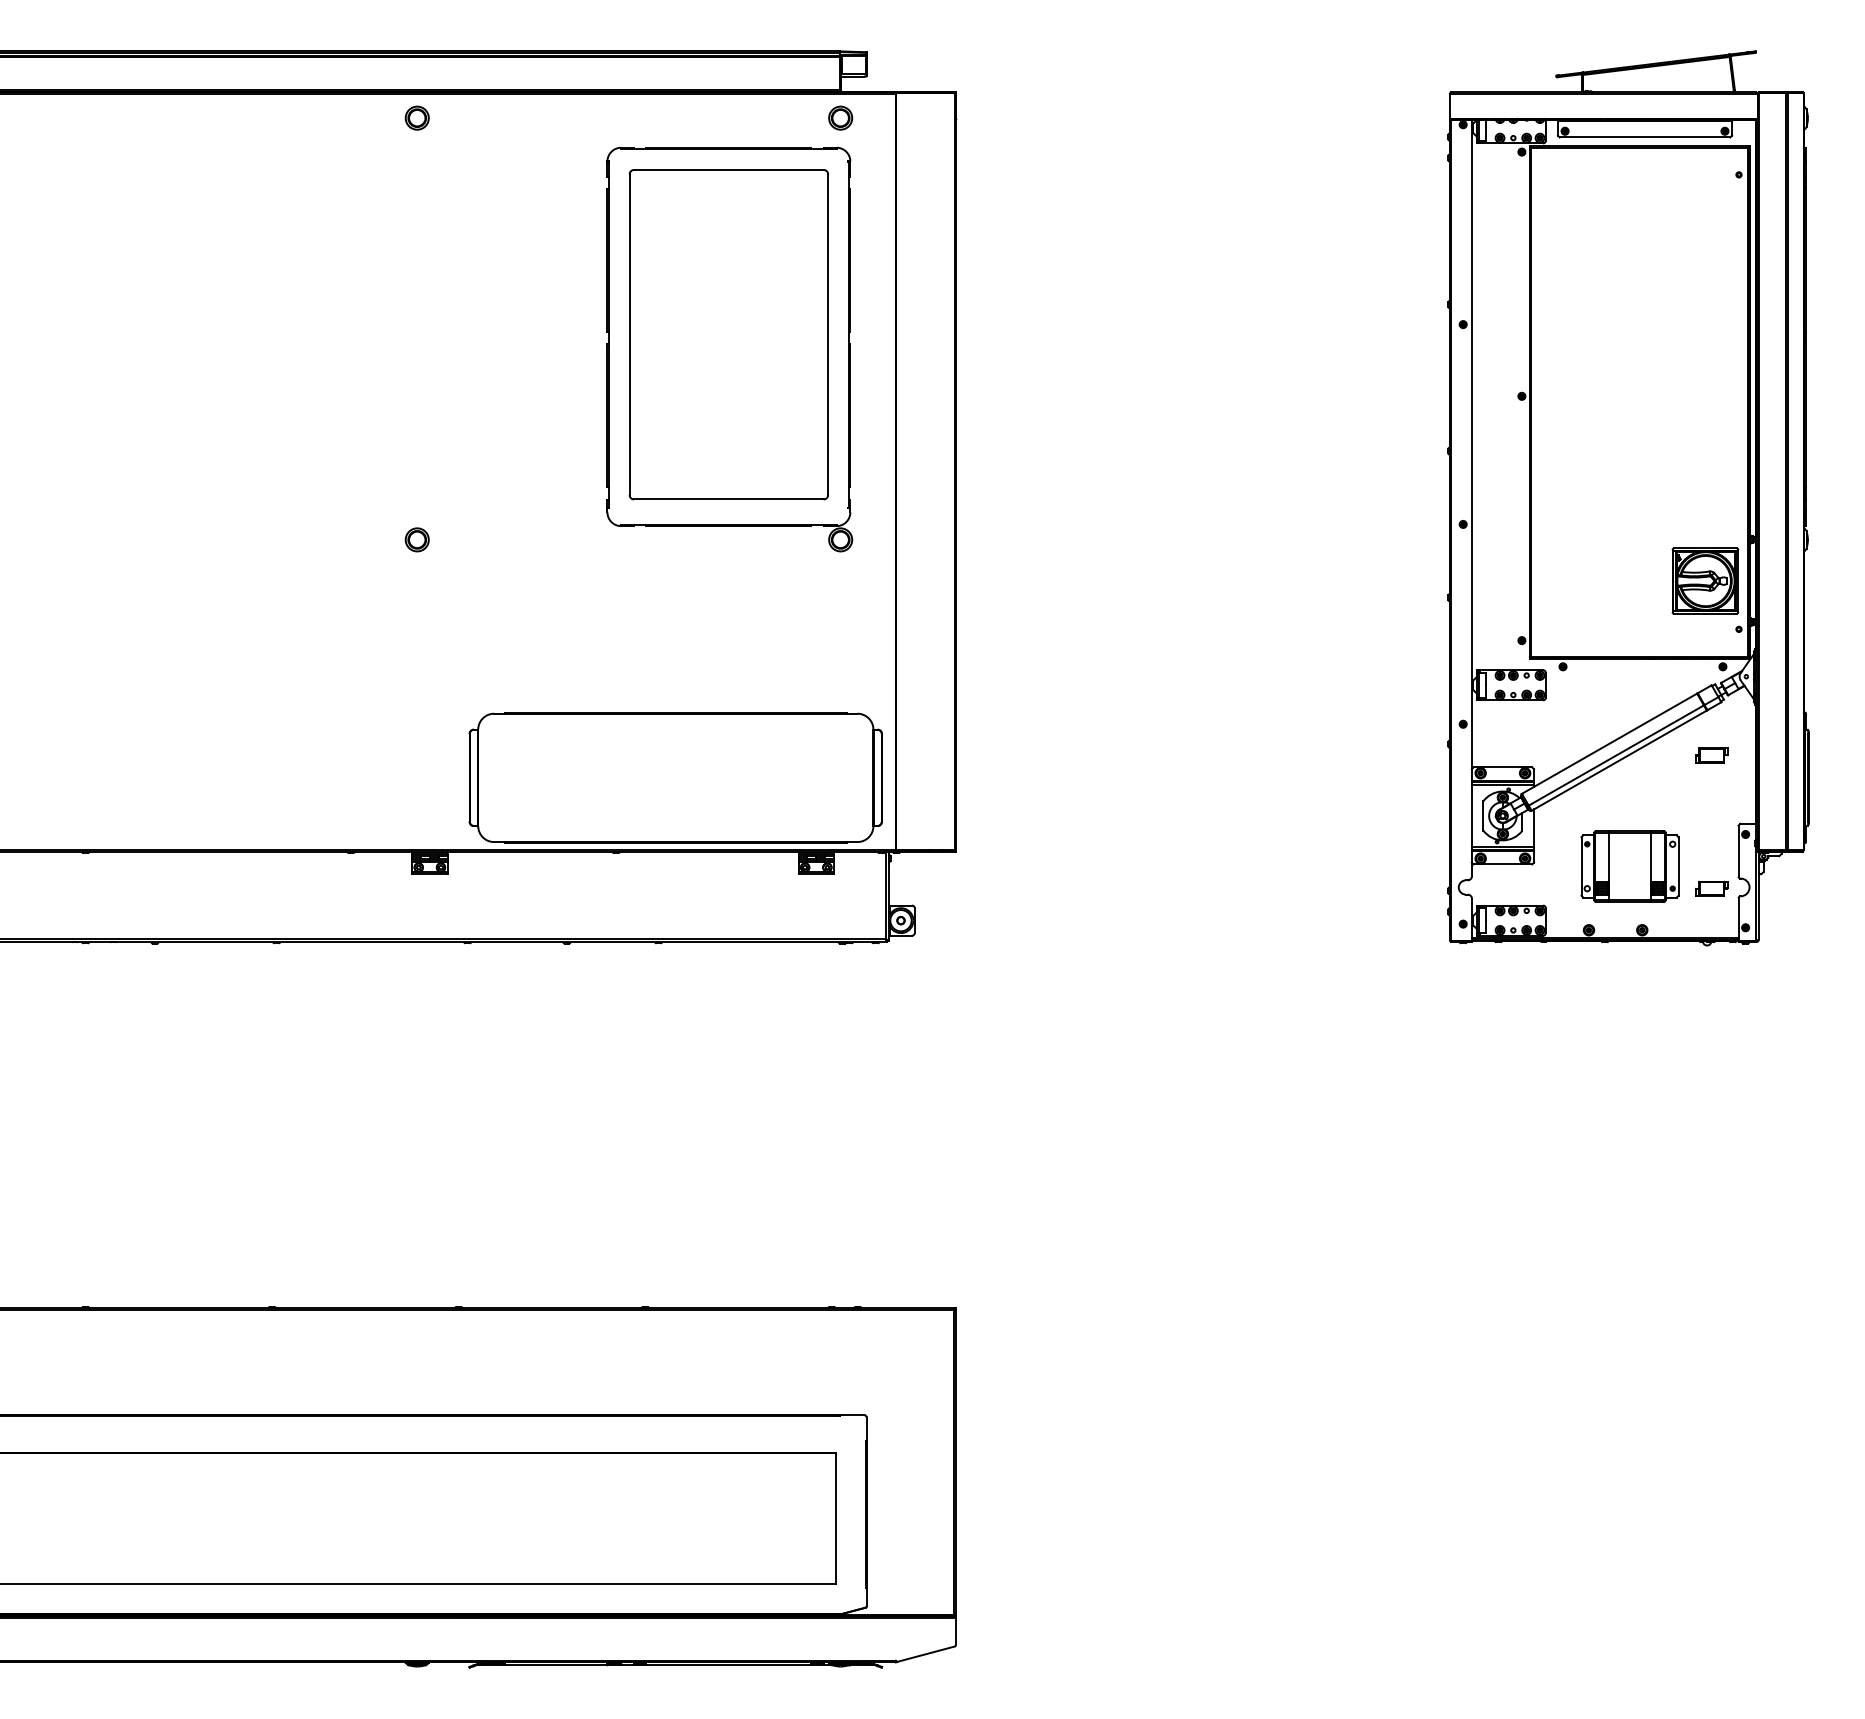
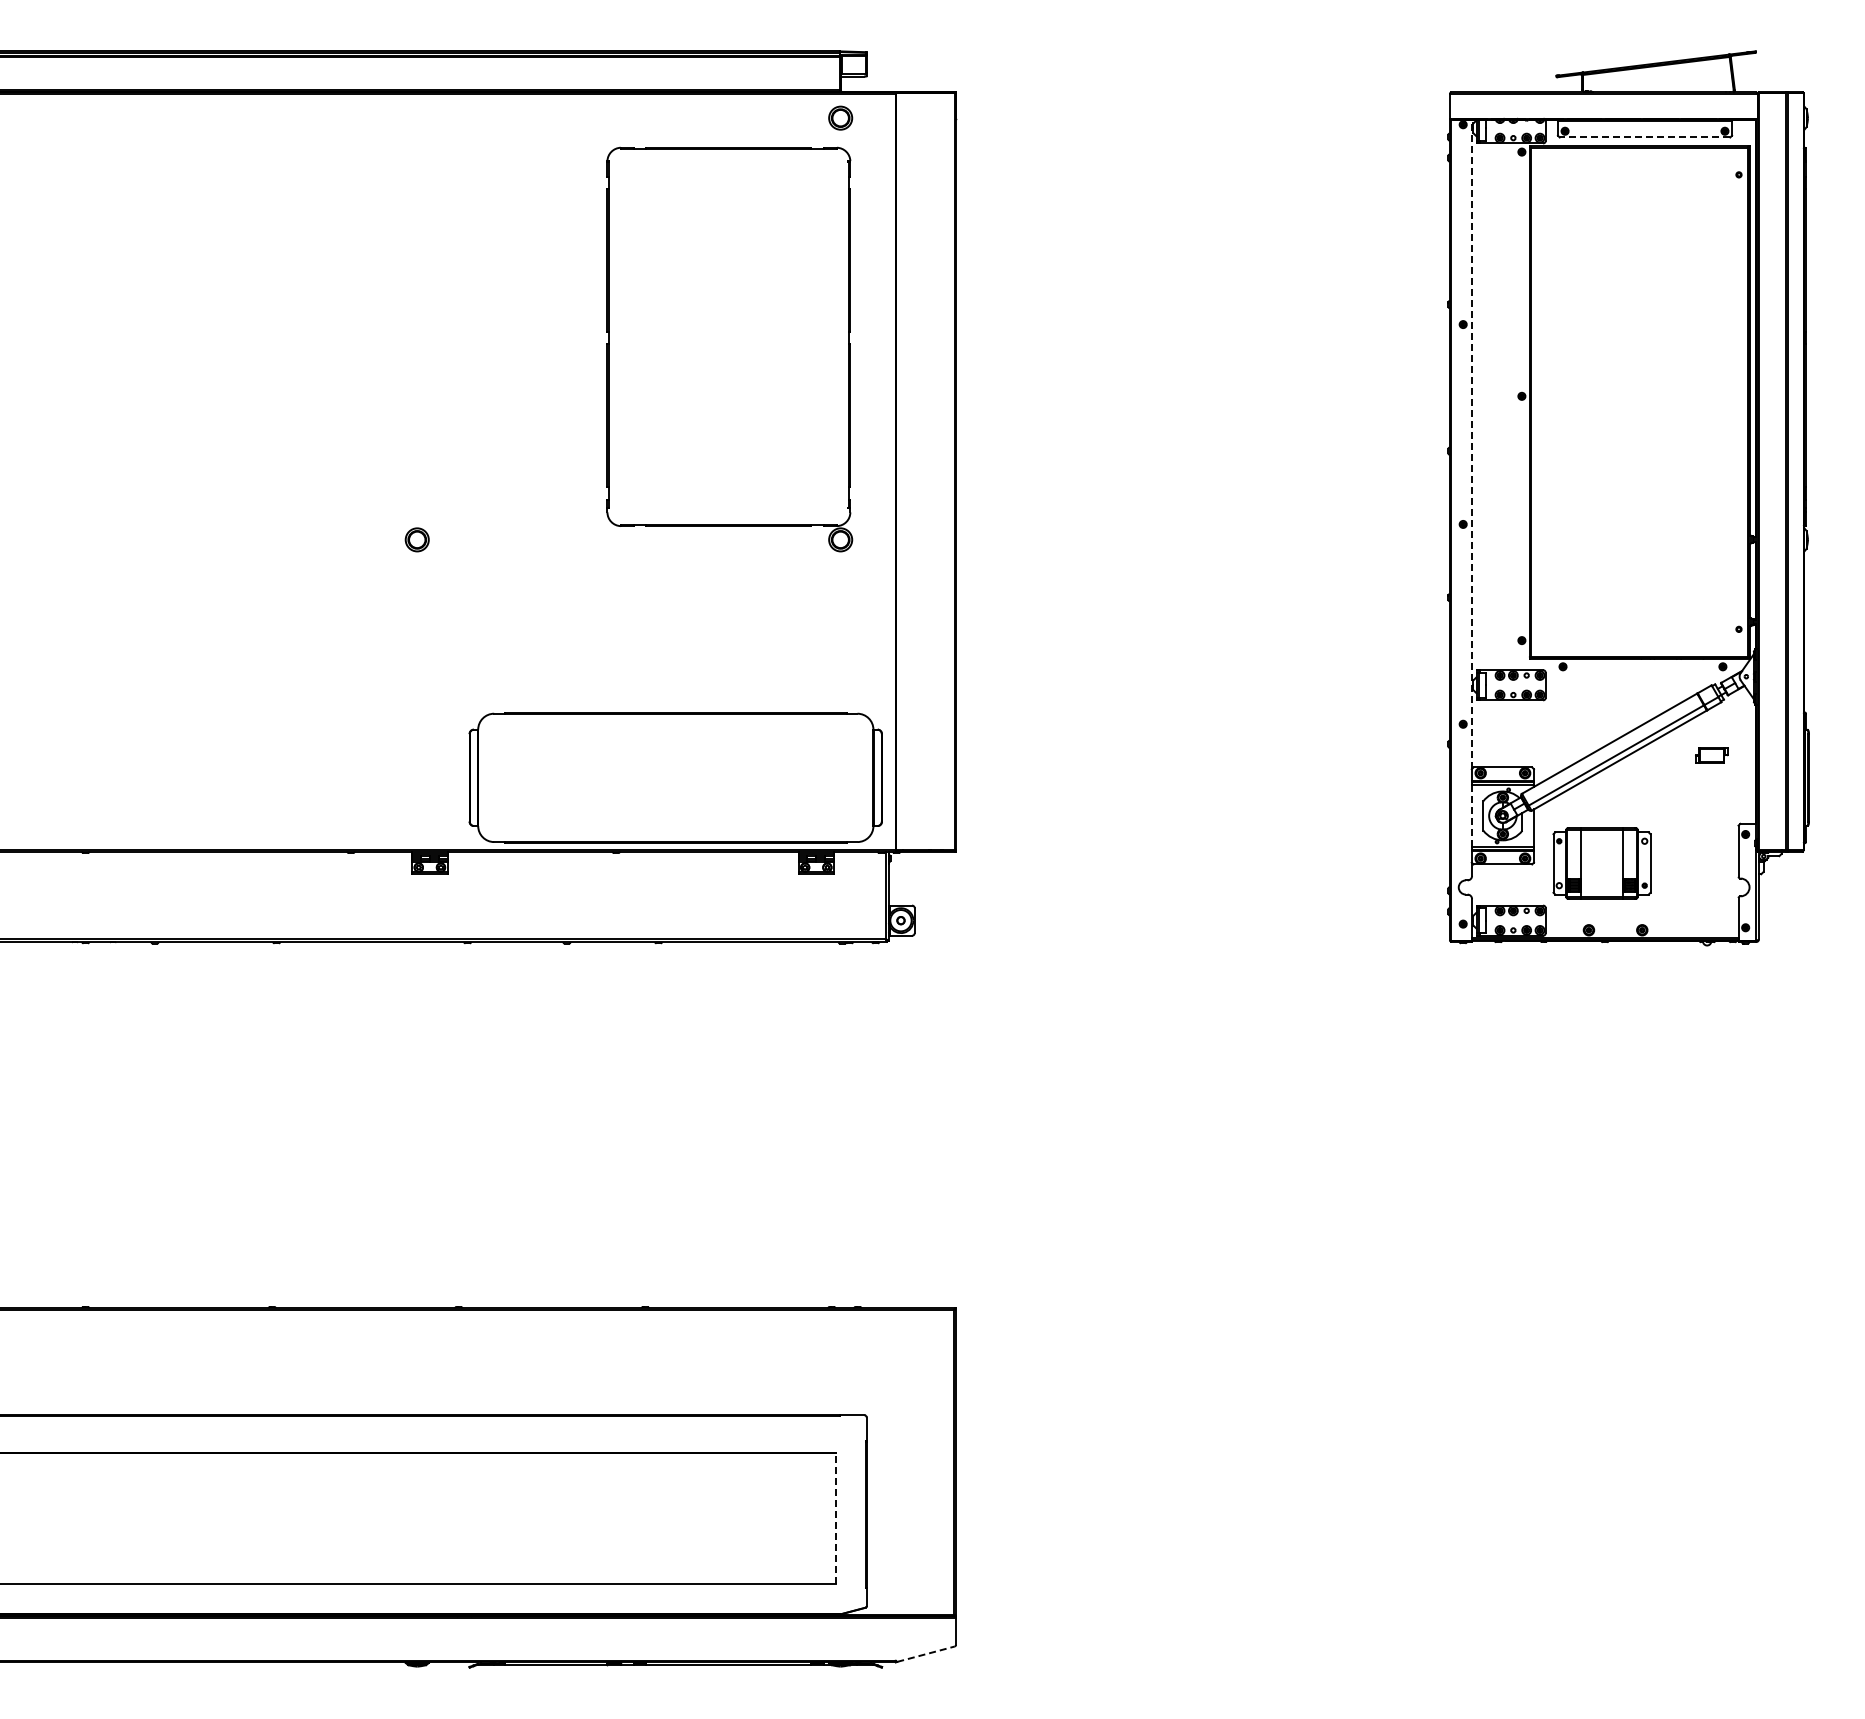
part: present -> none (416, 117)
line: solid -> dashed (1644, 137)
part: present -> none (728, 334)
line: solid -> dashed (1472, 444)
part: present -> none (1705, 580)
line: solid -> dashed (1471, 815)
part position: (1629, 866) -> (1601, 863) (1601, 863)
part: present -> none (1711, 888)
line: solid -> dashed (835, 1517)
line: solid -> dashed (926, 1654)
